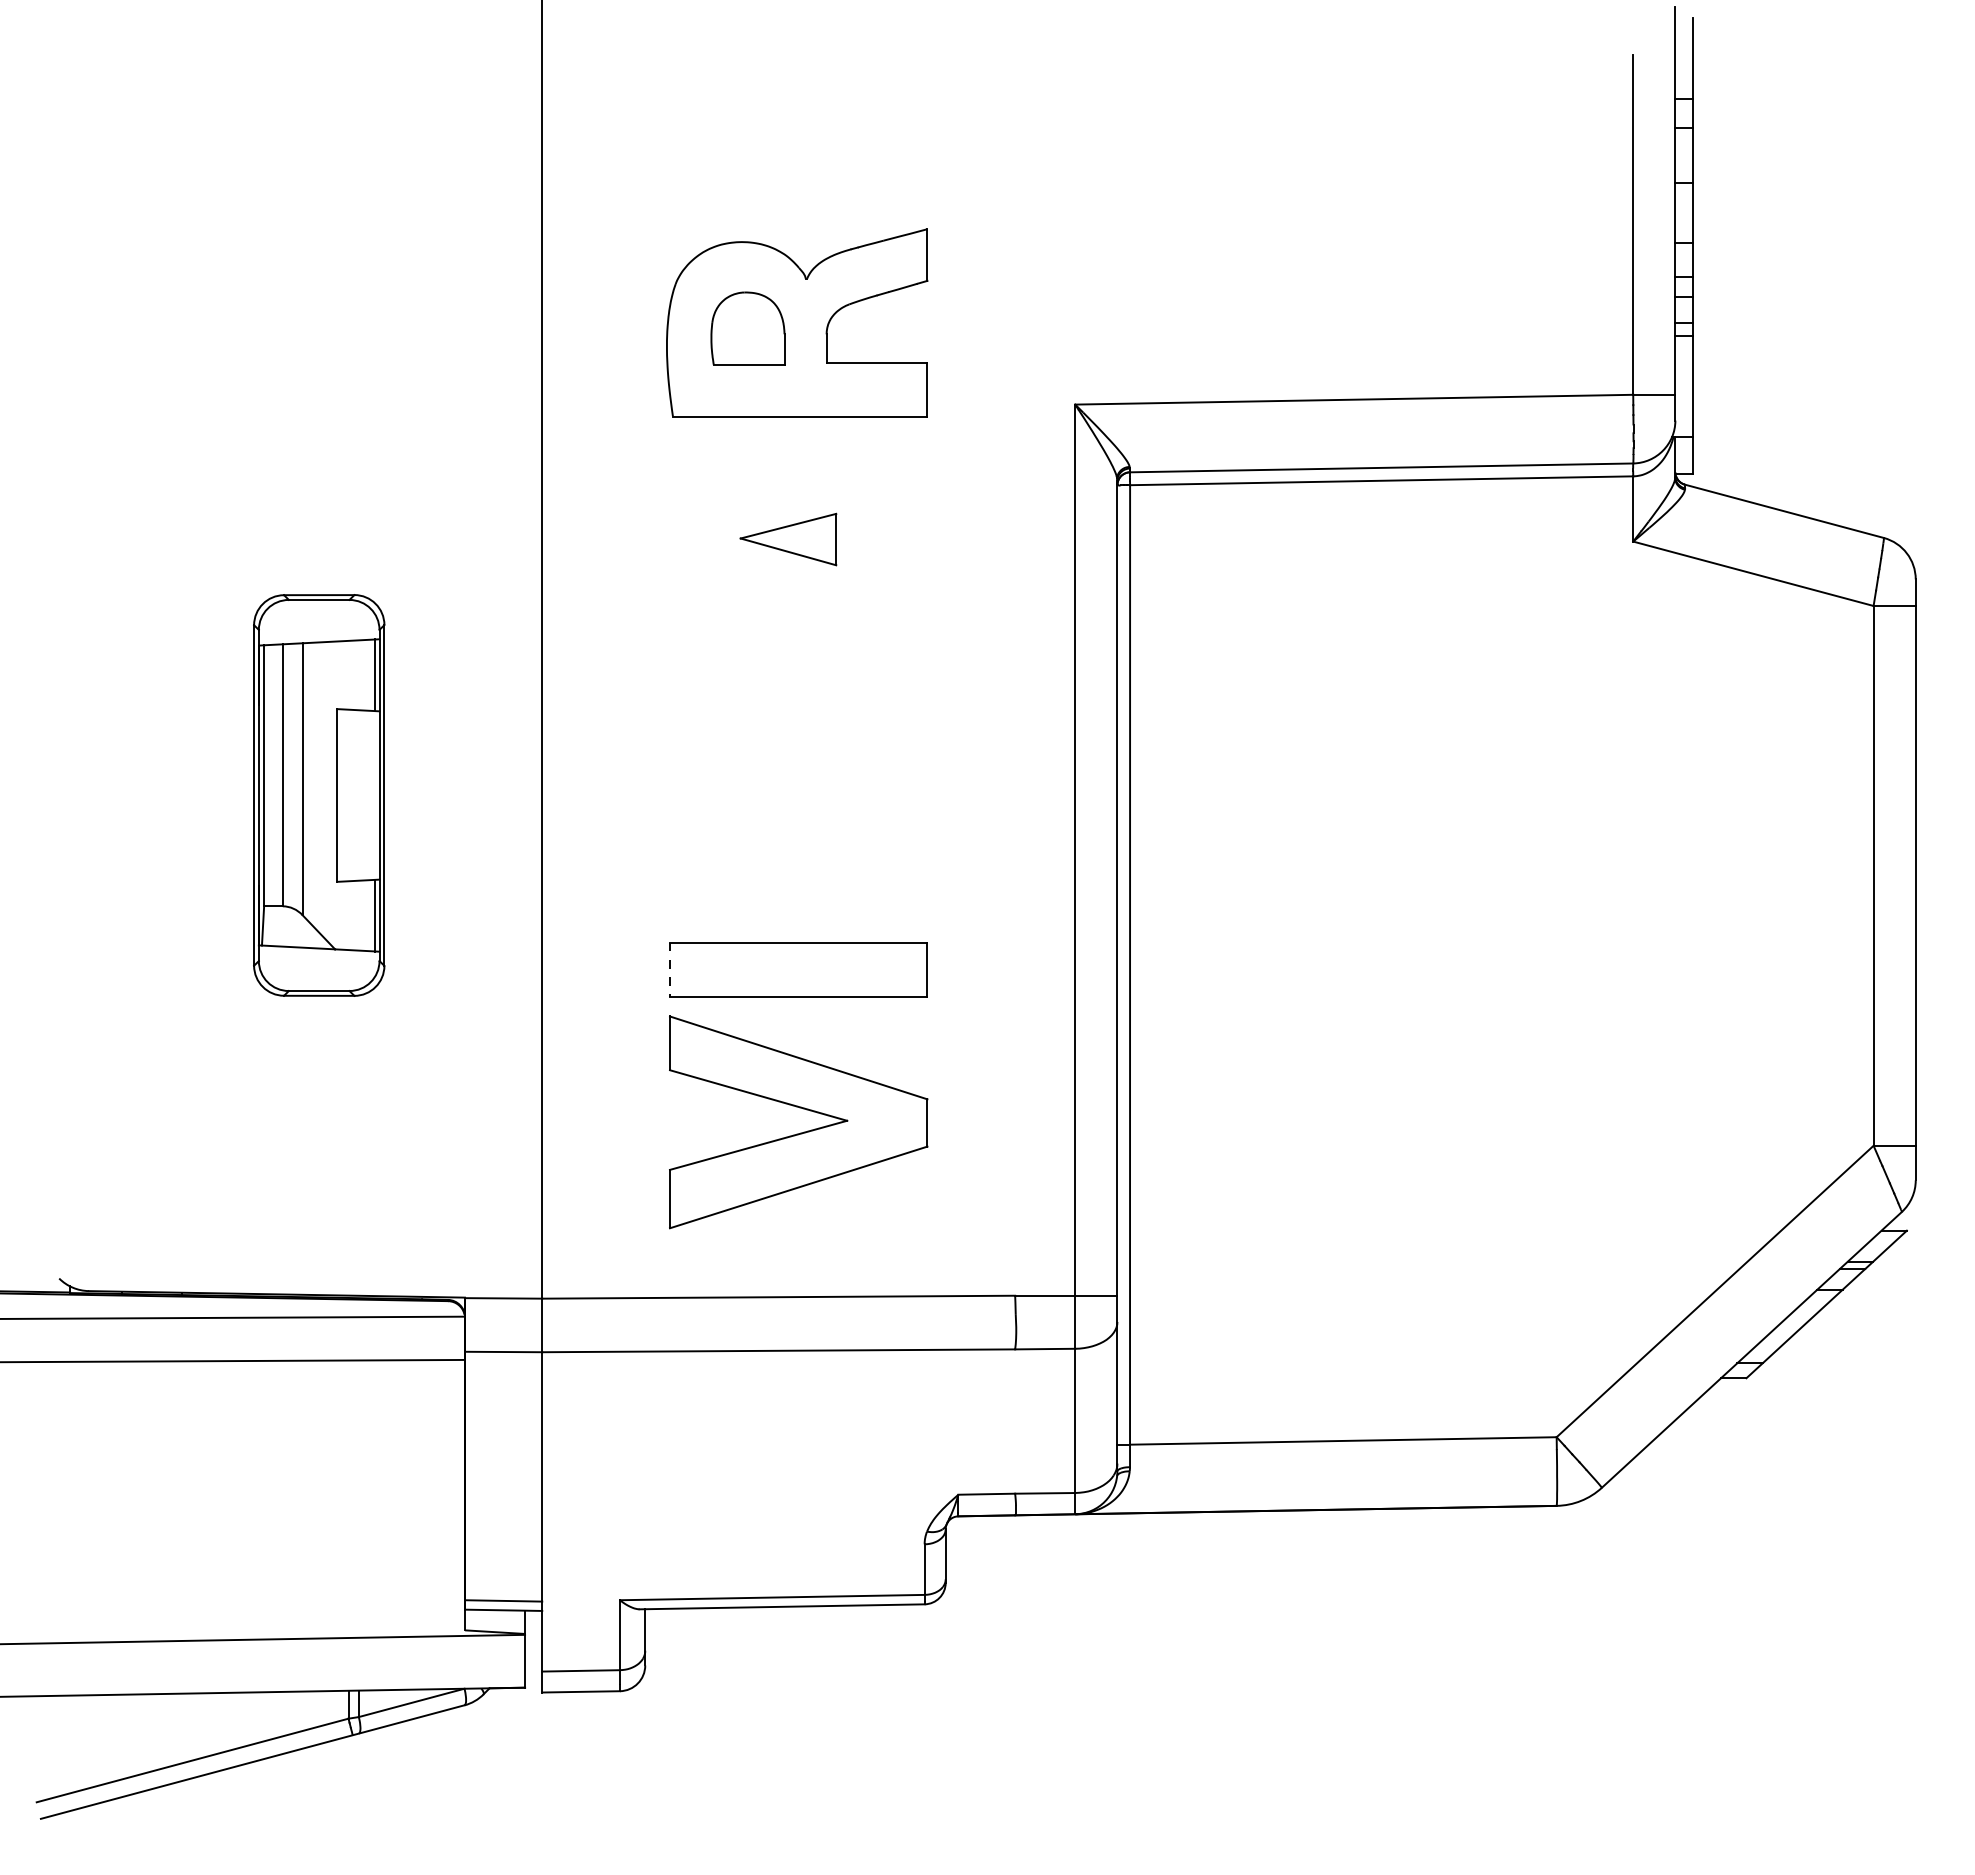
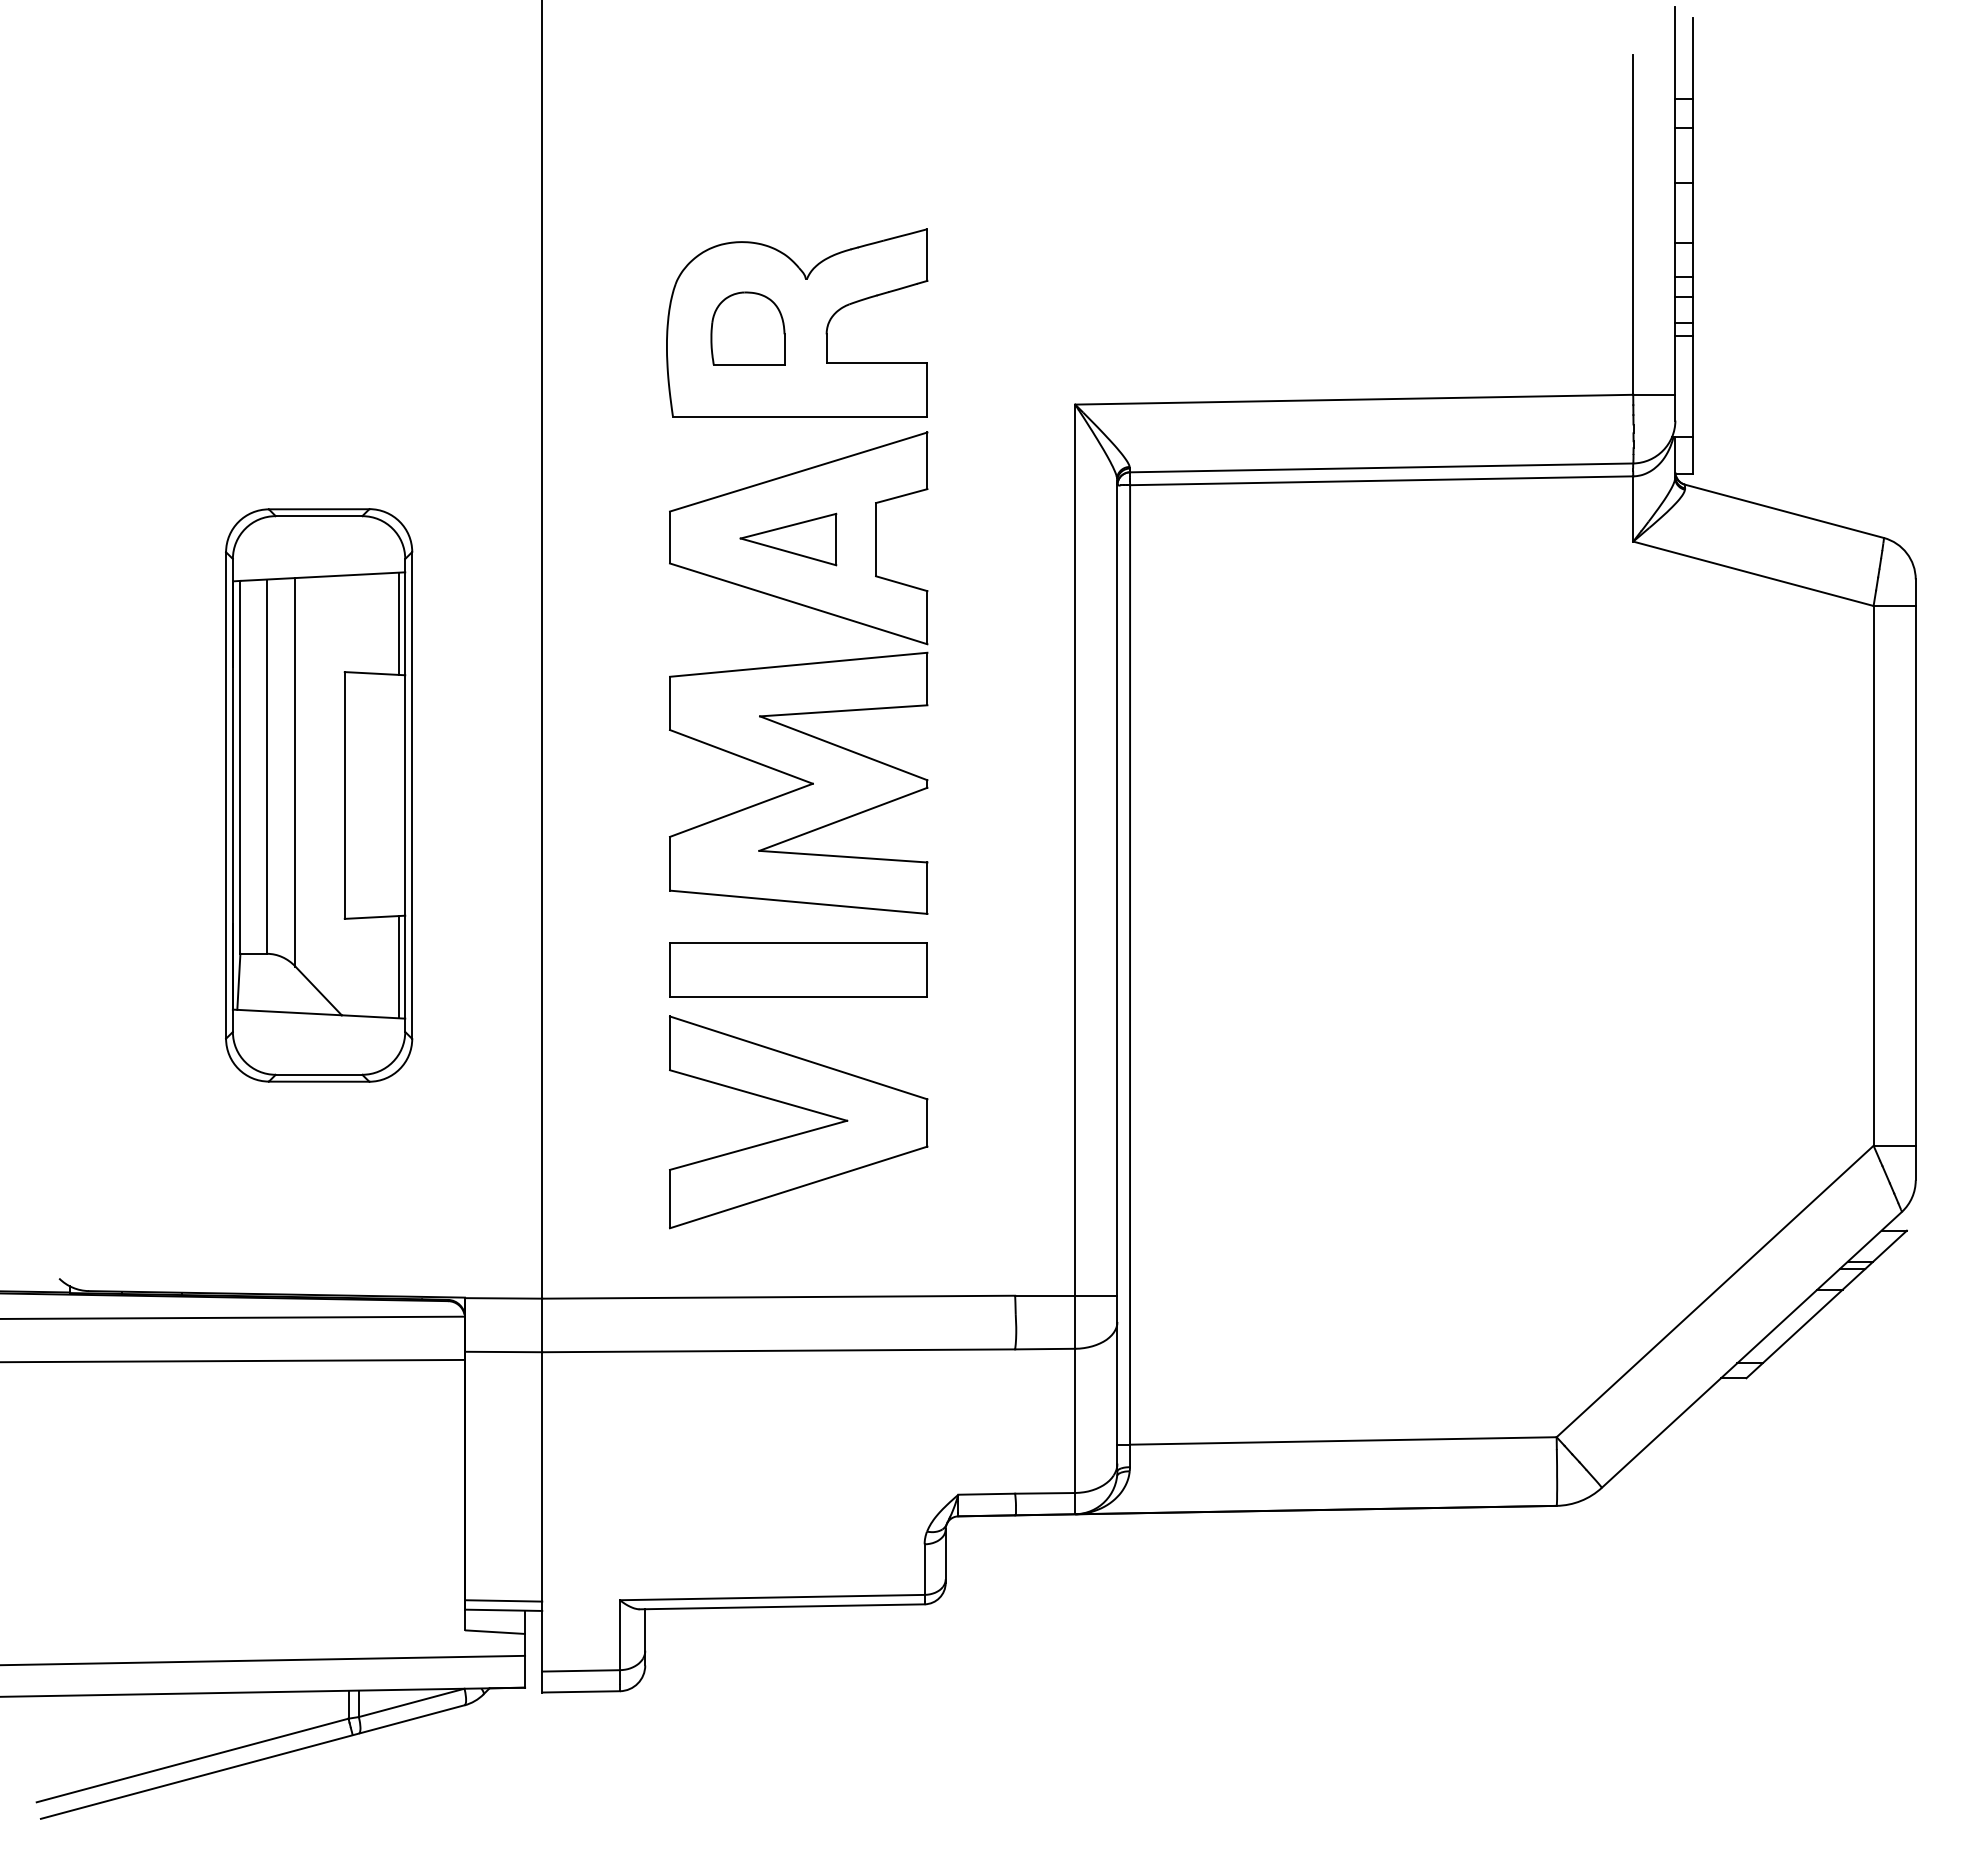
part: none -> present (798, 672)
part size: 133x403 px -> 189x575 px (319, 795)
line: dashed -> solid (669, 969)
line position: (263, 1639) -> (263, 1660) (263, 1660)
